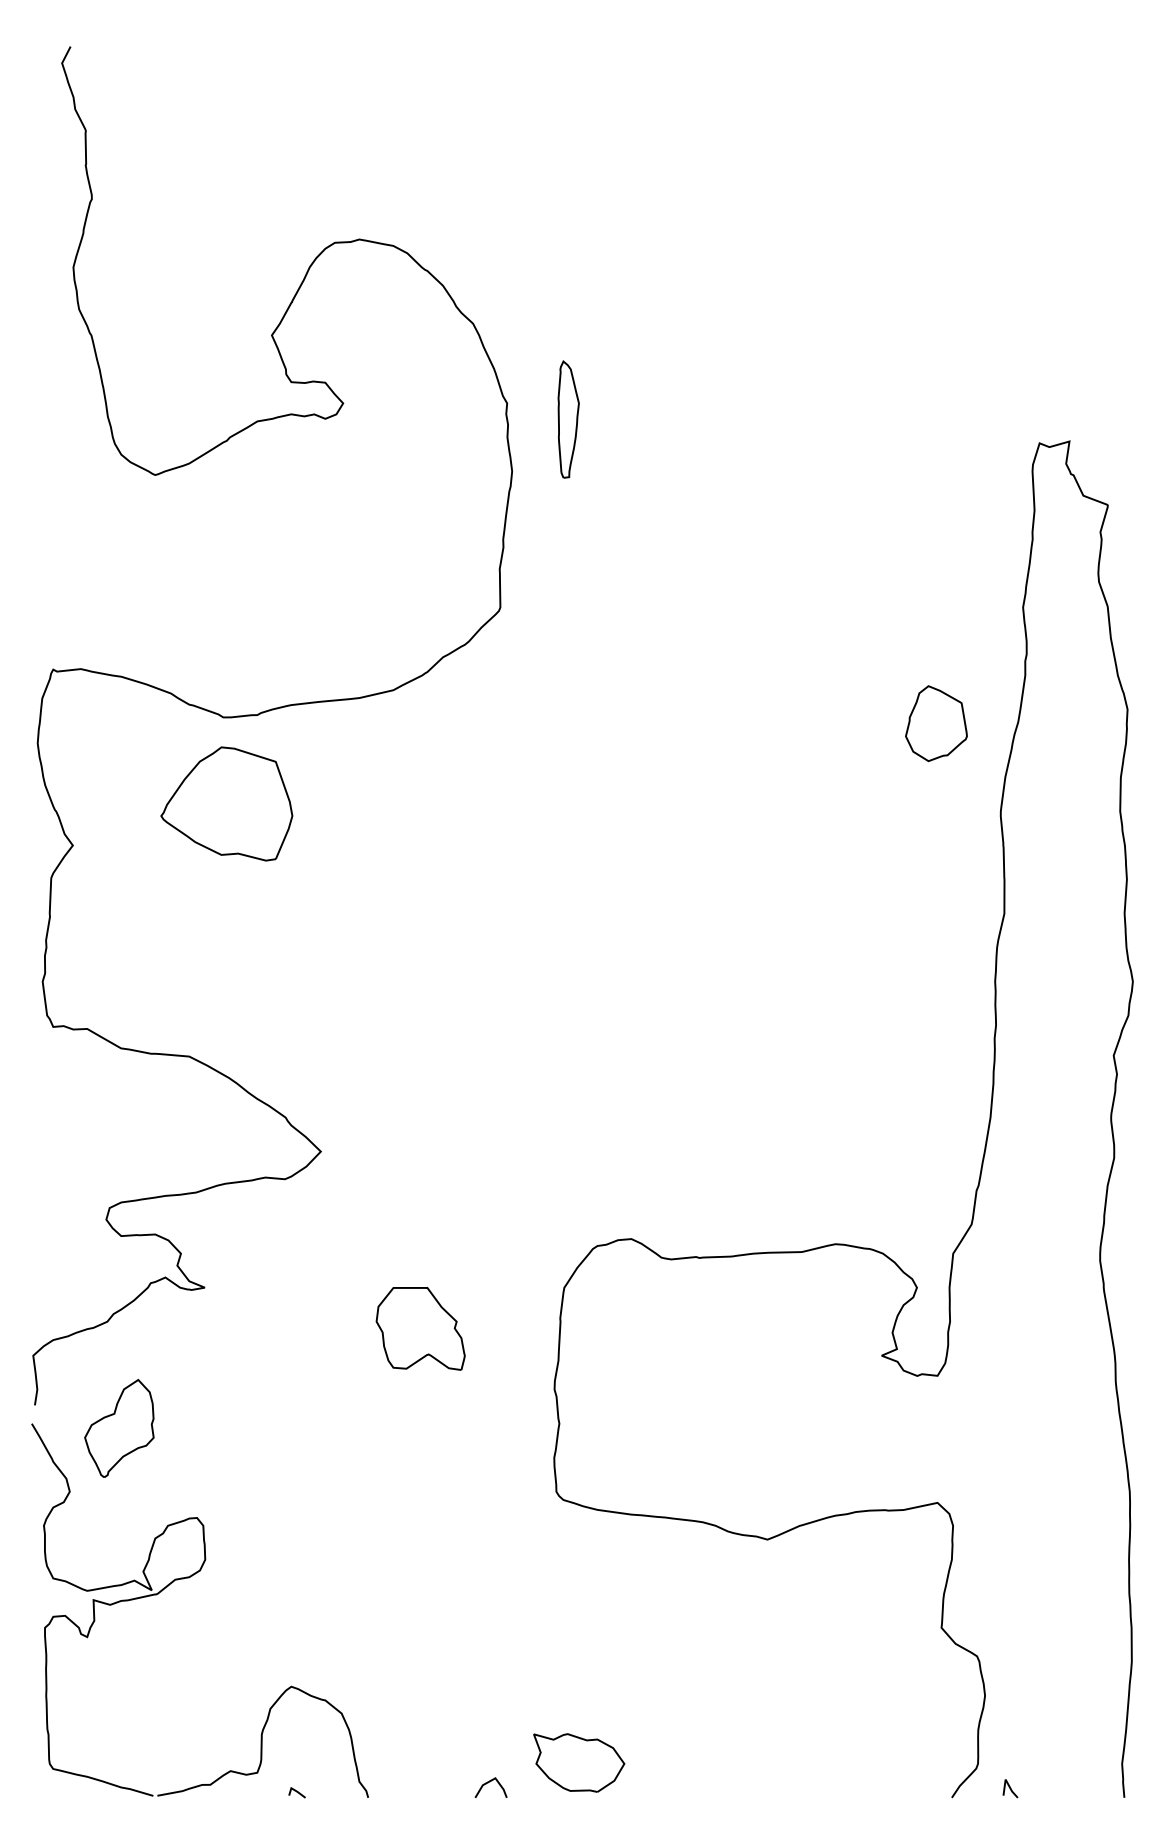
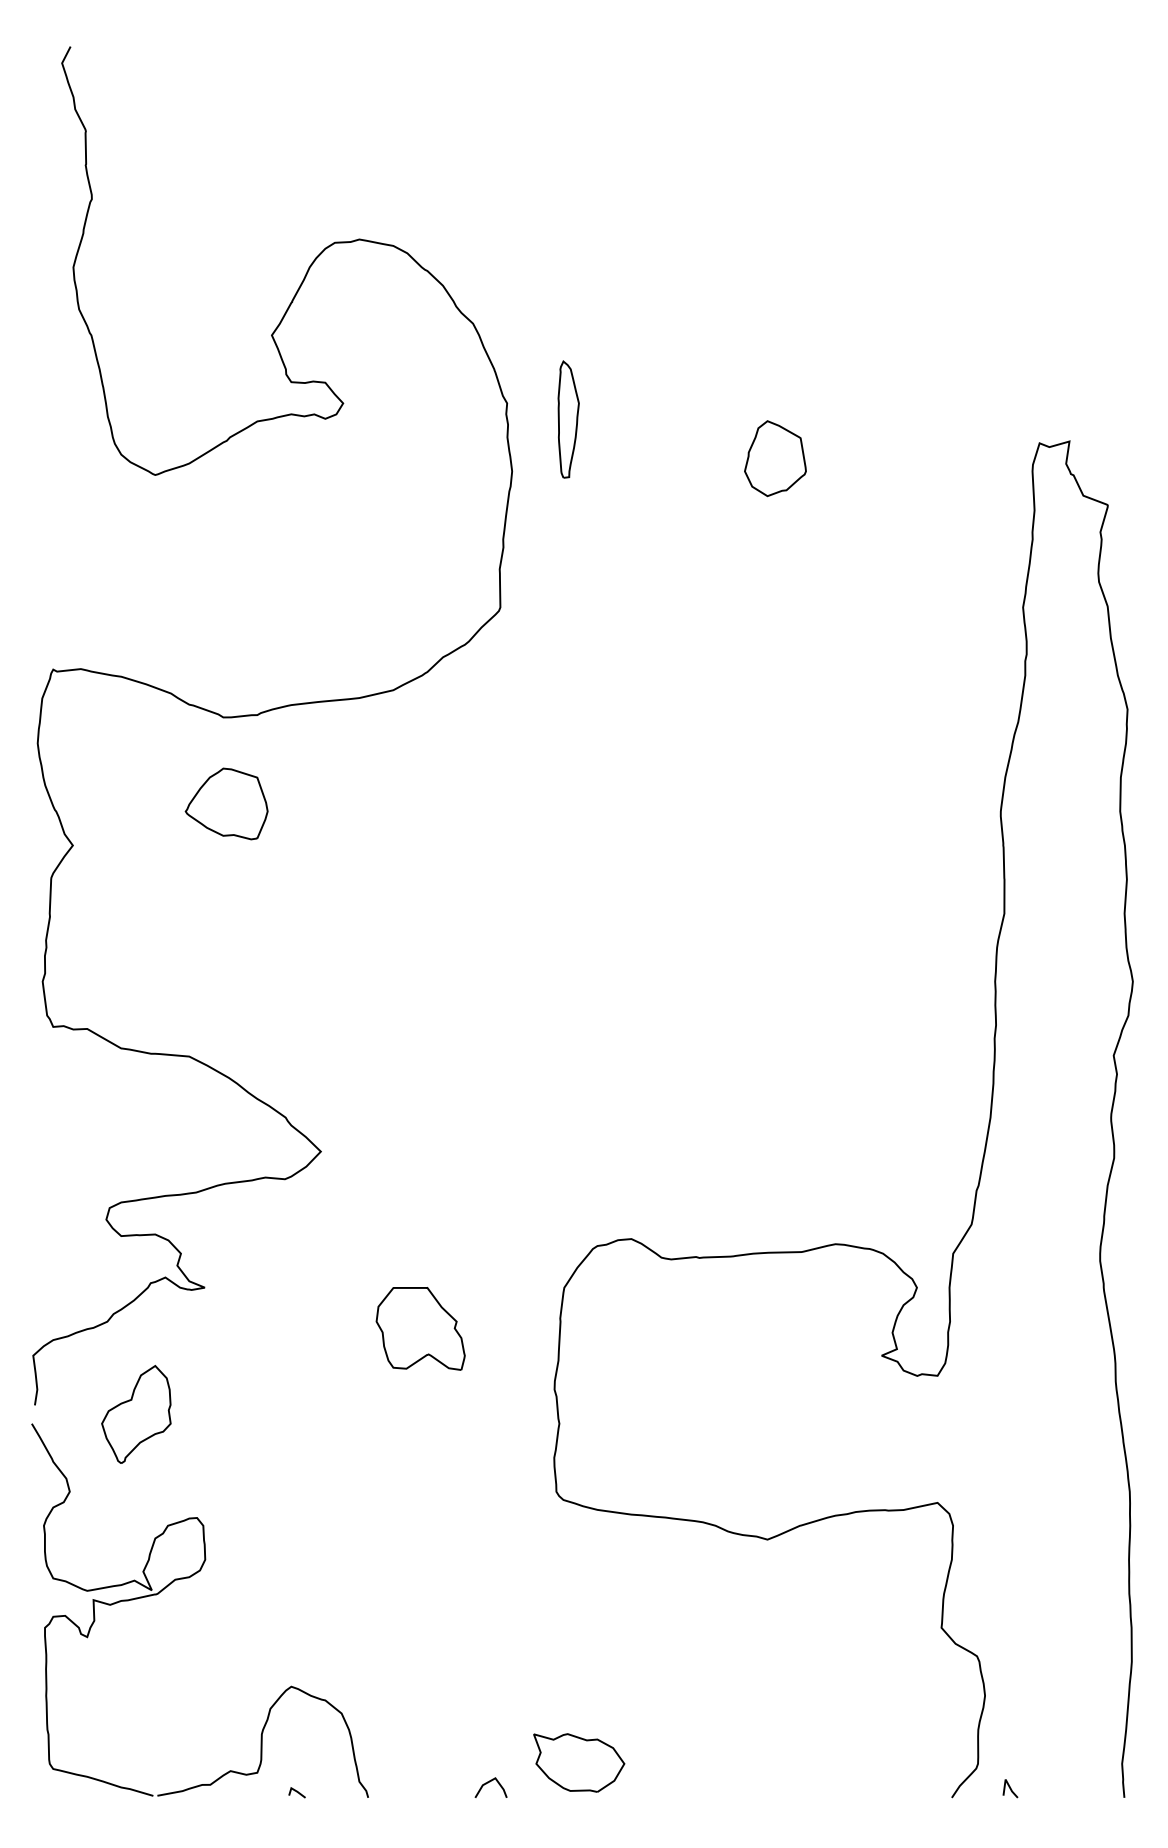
part position: (936, 723) -> (775, 458) (775, 458)
part size: 134x116 px -> 85x74 px (226, 803)
part position: (119, 1428) -> (136, 1414) (136, 1414)
